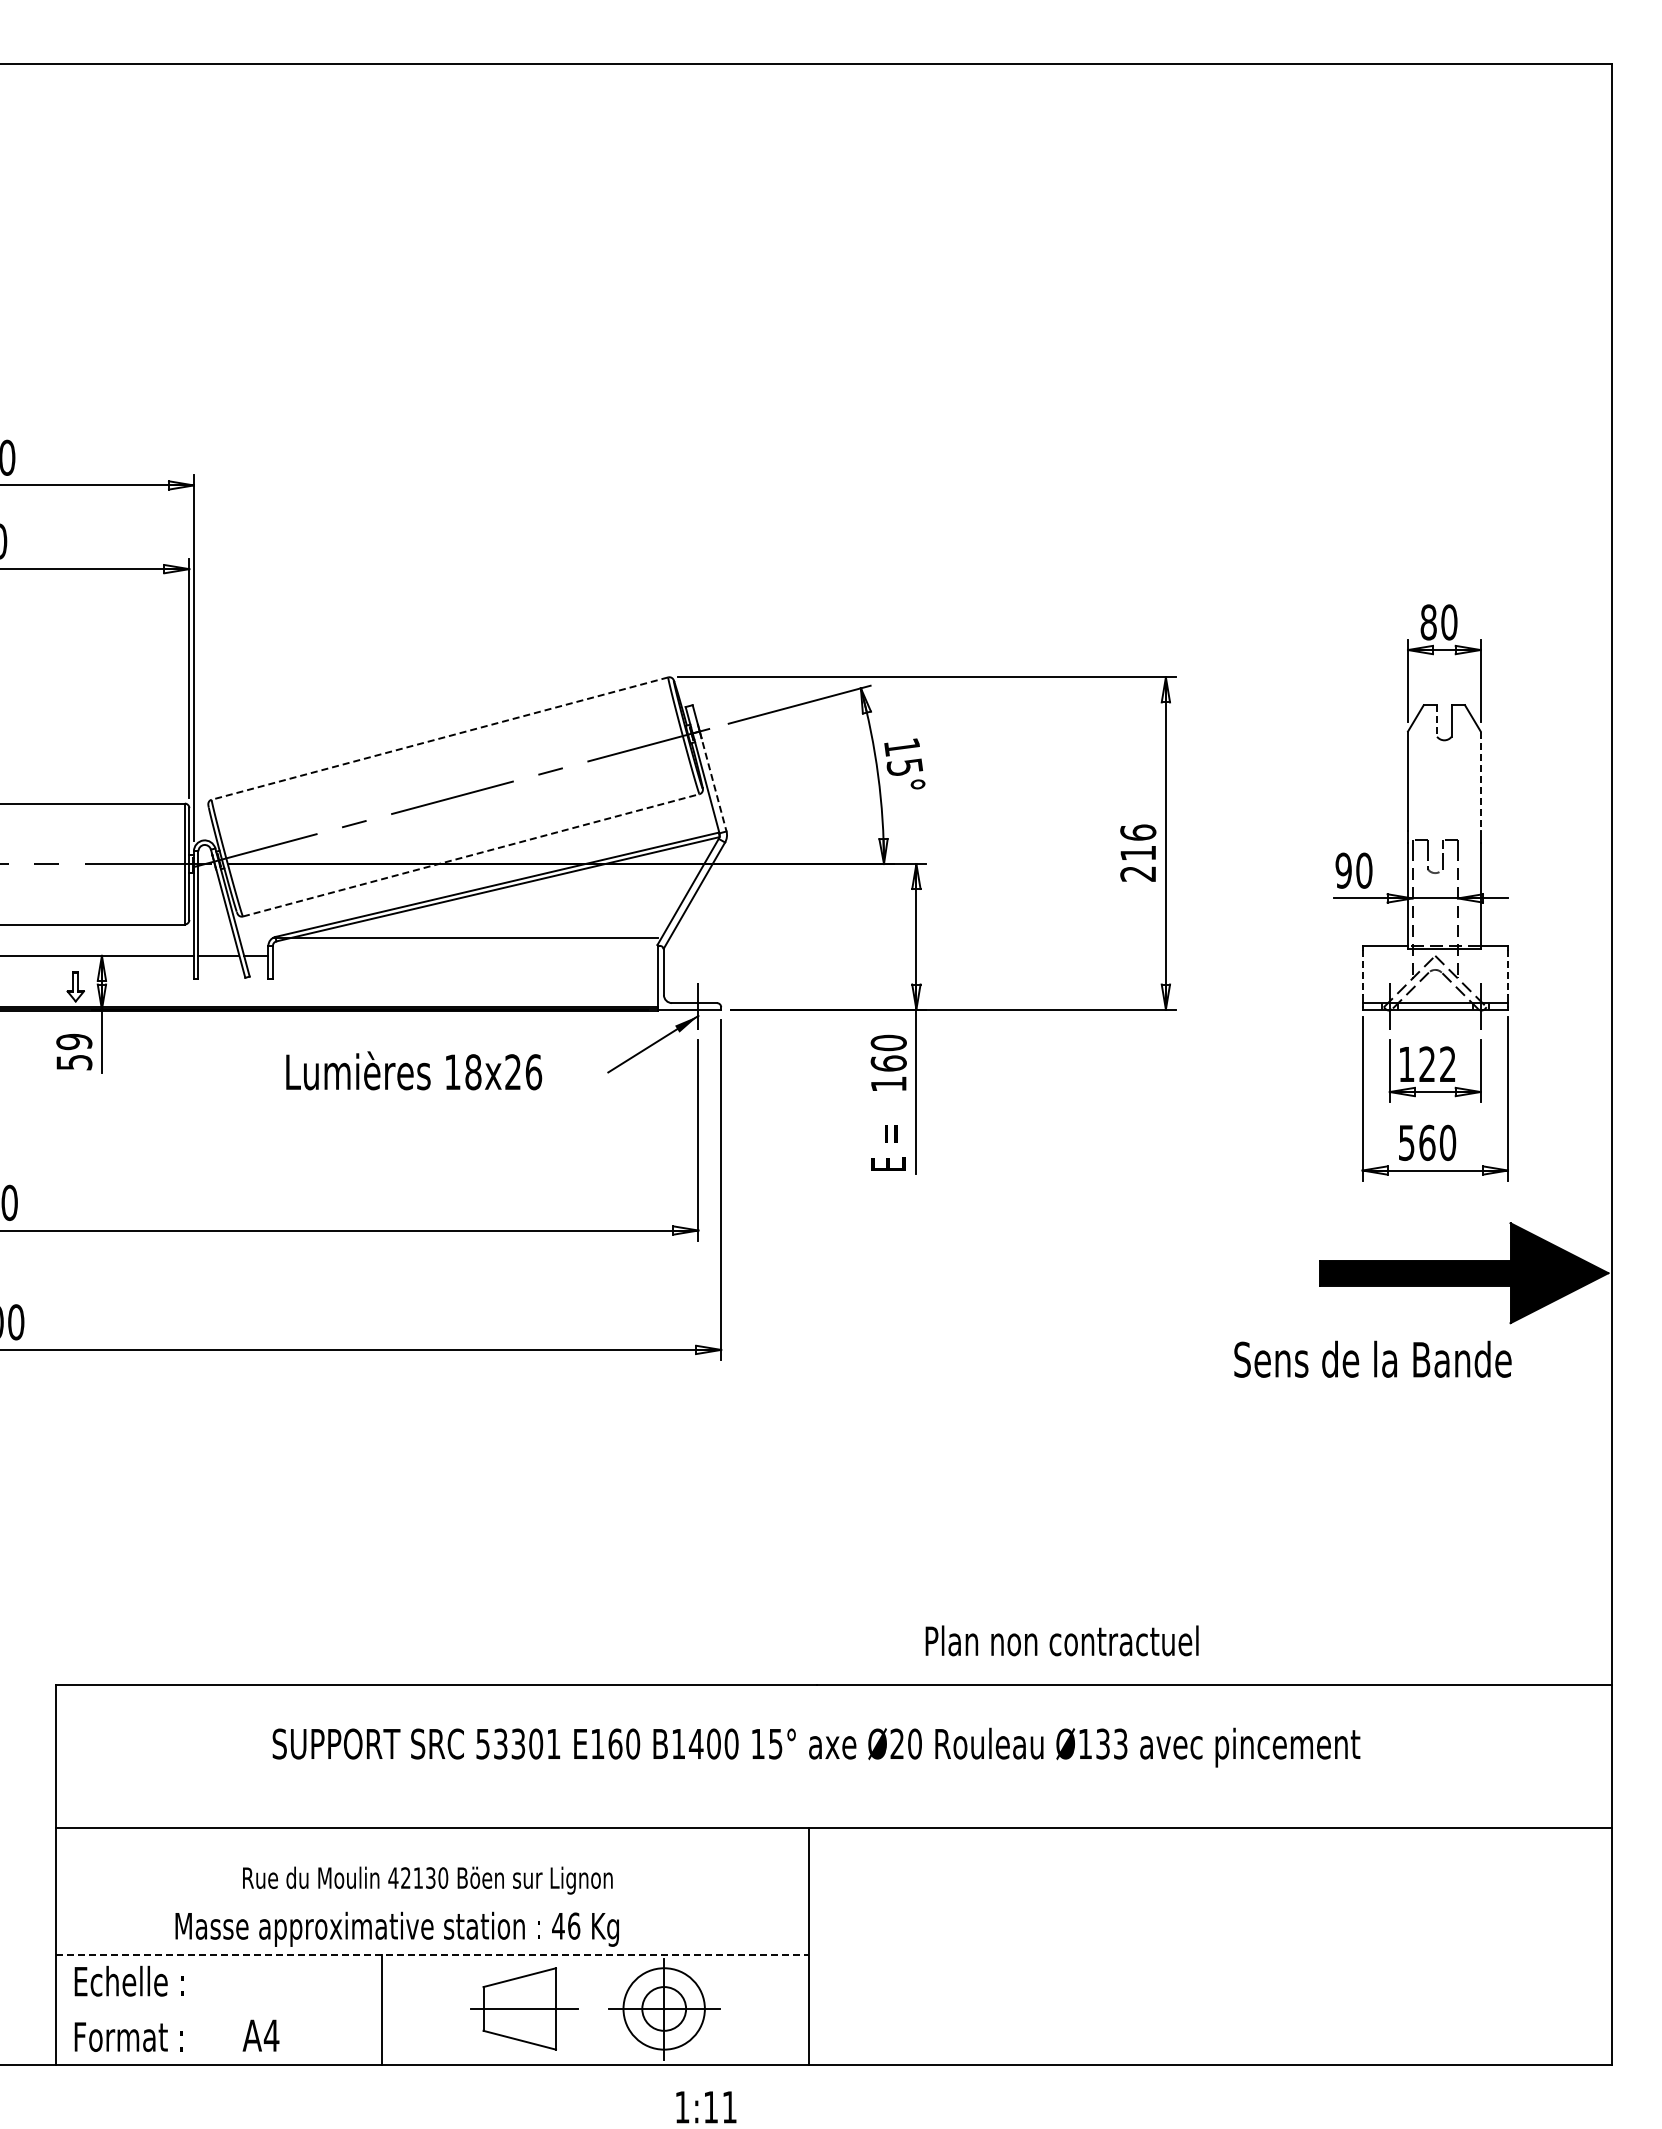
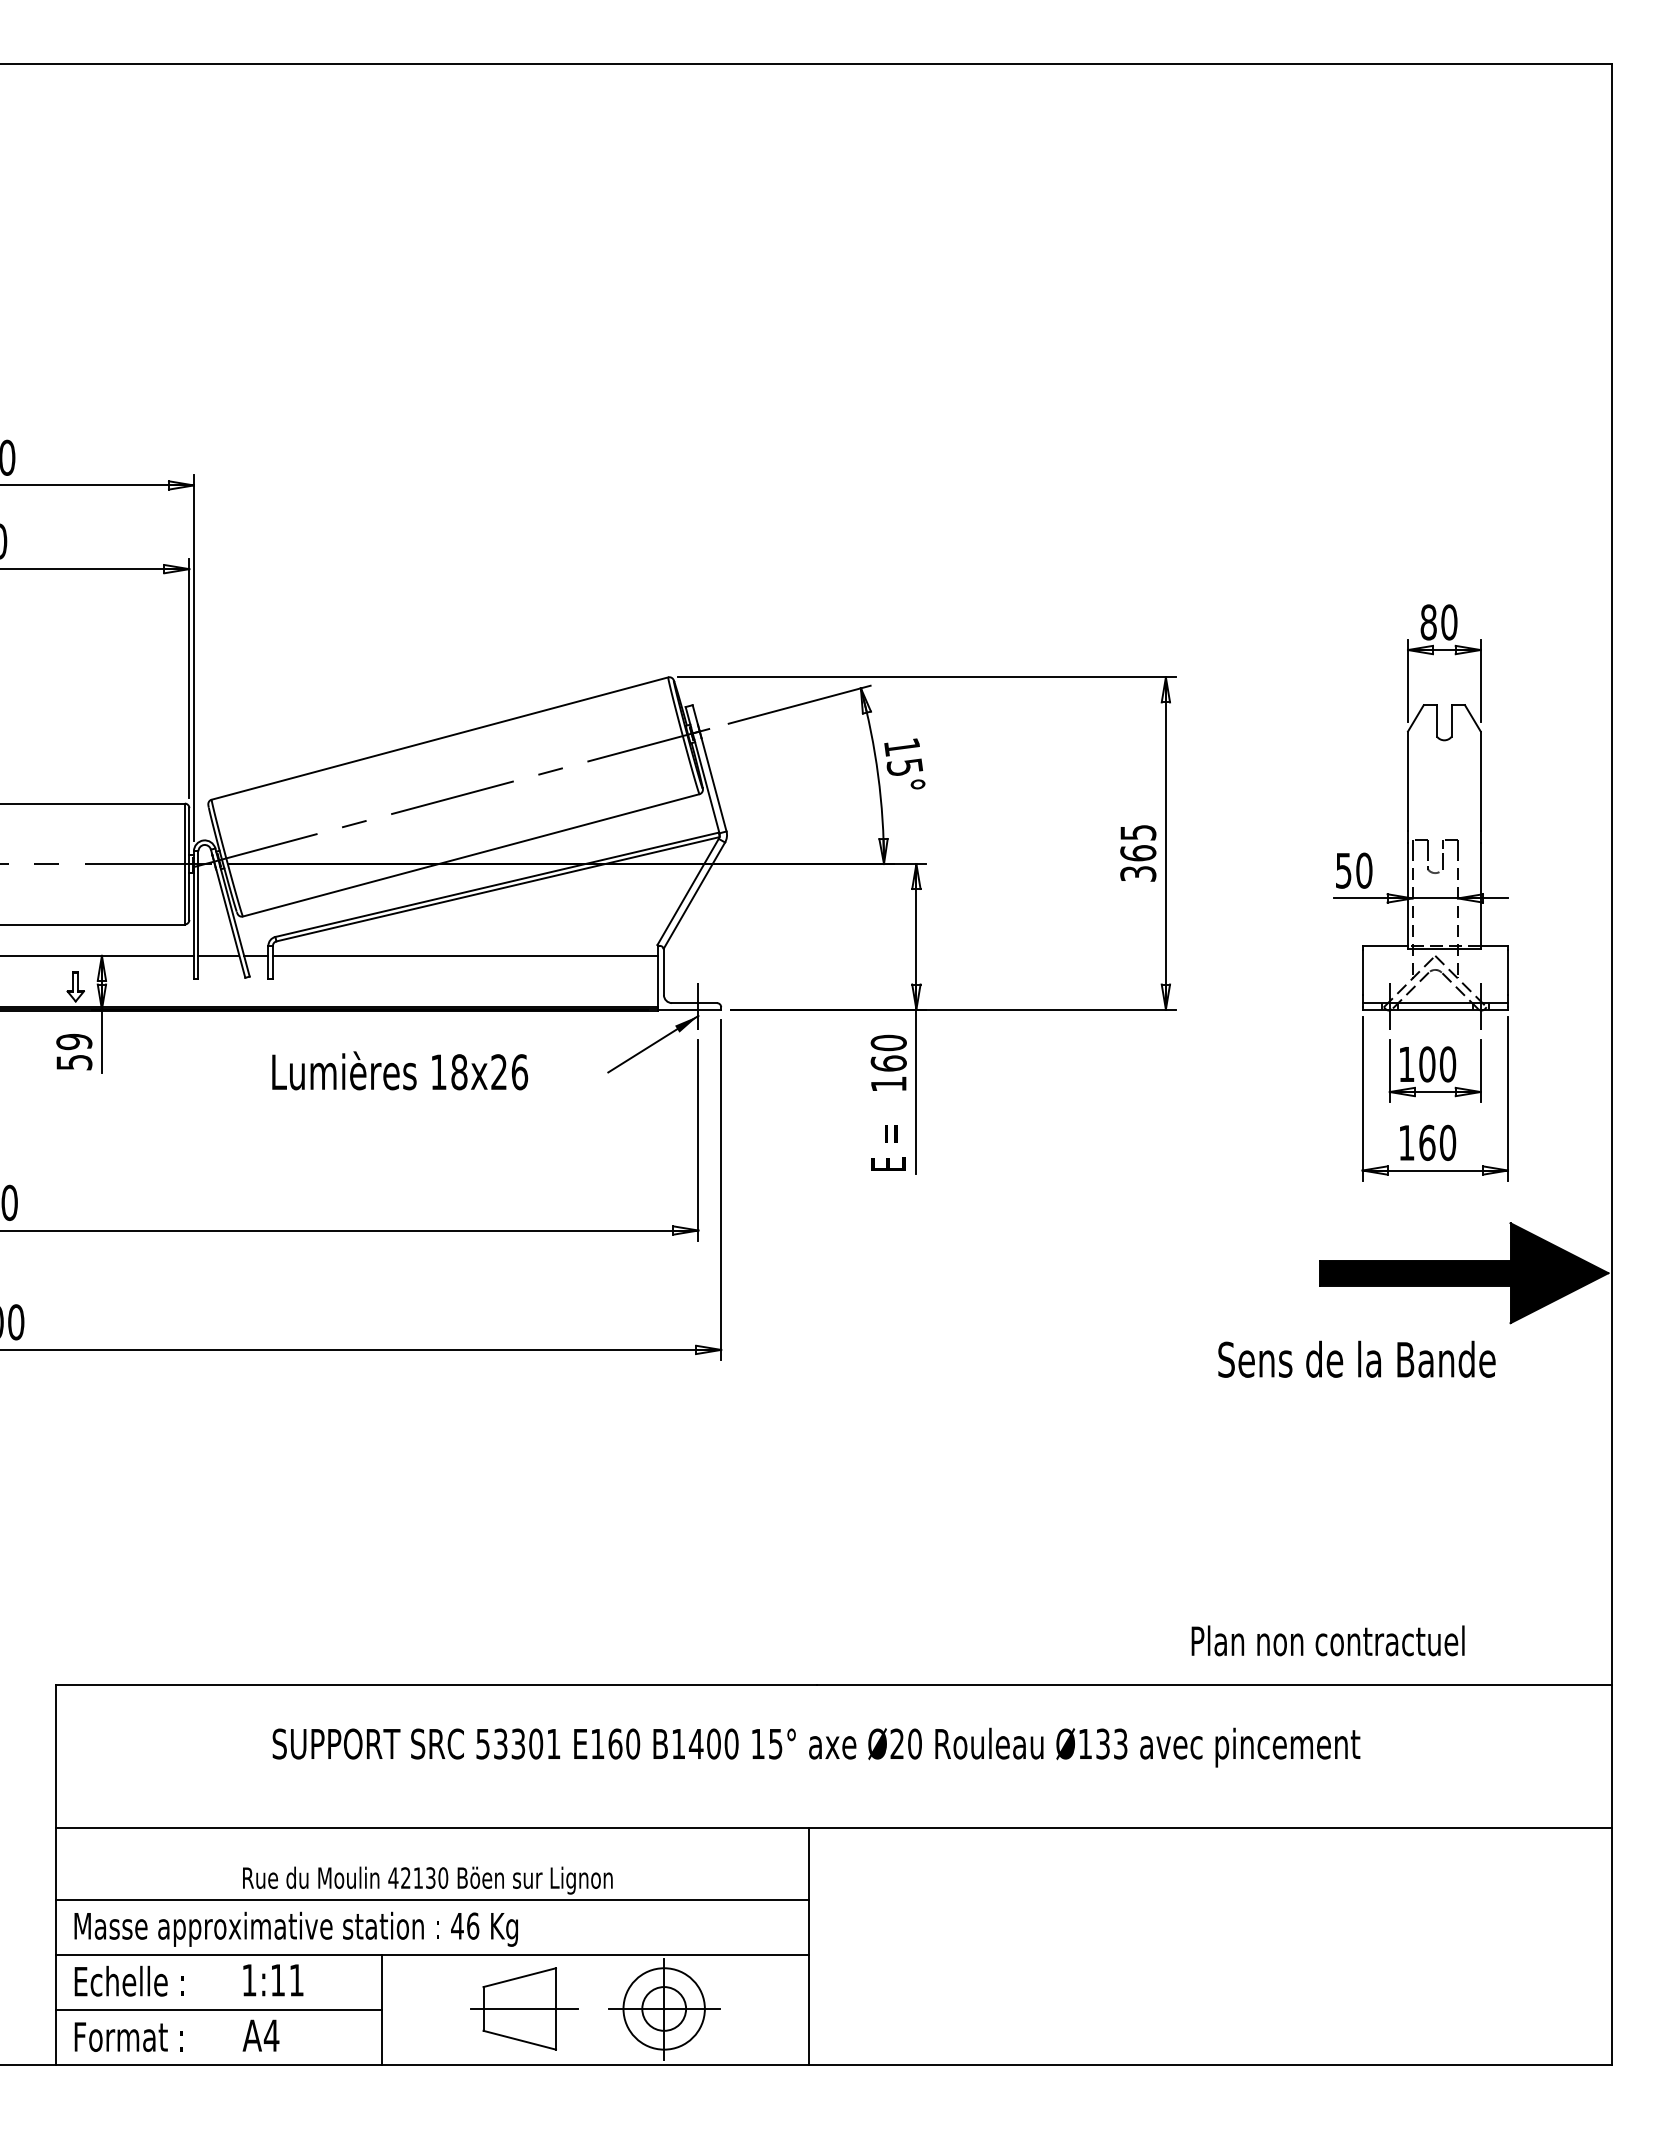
line: dashed -> solid (1437, 721)
line: dashed -> solid (439, 738)
line: dashed -> solid (713, 781)
line: dashed -> solid (1480, 781)
text: 216 -> 365 (1138, 852)
line: dashed -> solid (471, 855)
text: 90 -> 50 (1343, 870)
line position: (464, 937) -> (464, 955) (464, 955)
line: dashed -> solid (1362, 972)
line: dashed -> solid (1508, 972)
text: 122 -> 100 (1437, 1064)
text position: (414, 1070) -> (400, 1070) (400, 1070)
text: 560 -> 160 (1406, 1142)
text position: (1372, 1358) -> (1356, 1358) (1356, 1358)
text position: (1061, 1640) -> (1327, 1640) (1327, 1640)
line: none -> present (431, 1900)
text position: (396, 1928) -> (295, 1928) (295, 1928)
line: dashed -> solid (432, 1955)
line: none -> present (218, 2010)
text position: (706, 2107) -> (273, 1980) (273, 1980)
